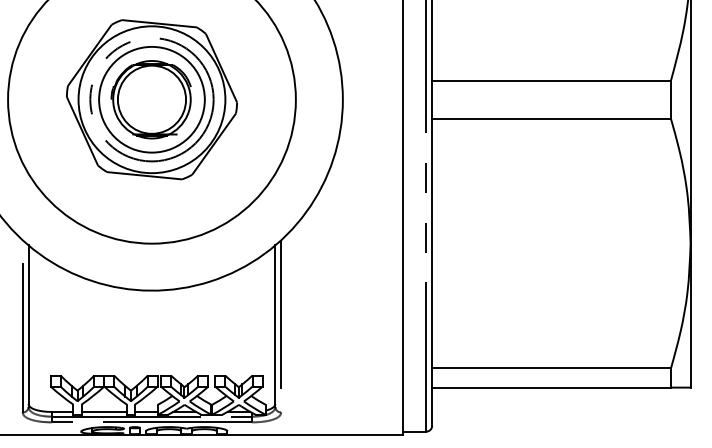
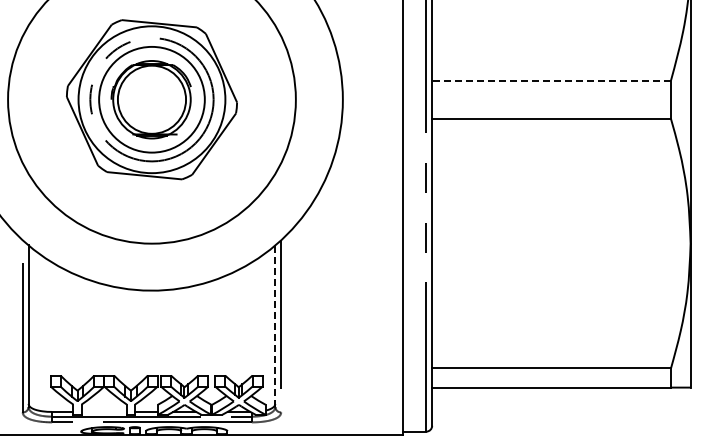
line: solid -> dashed (551, 80)
line: solid -> dashed (275, 326)
line: present -> none (103, 411)
